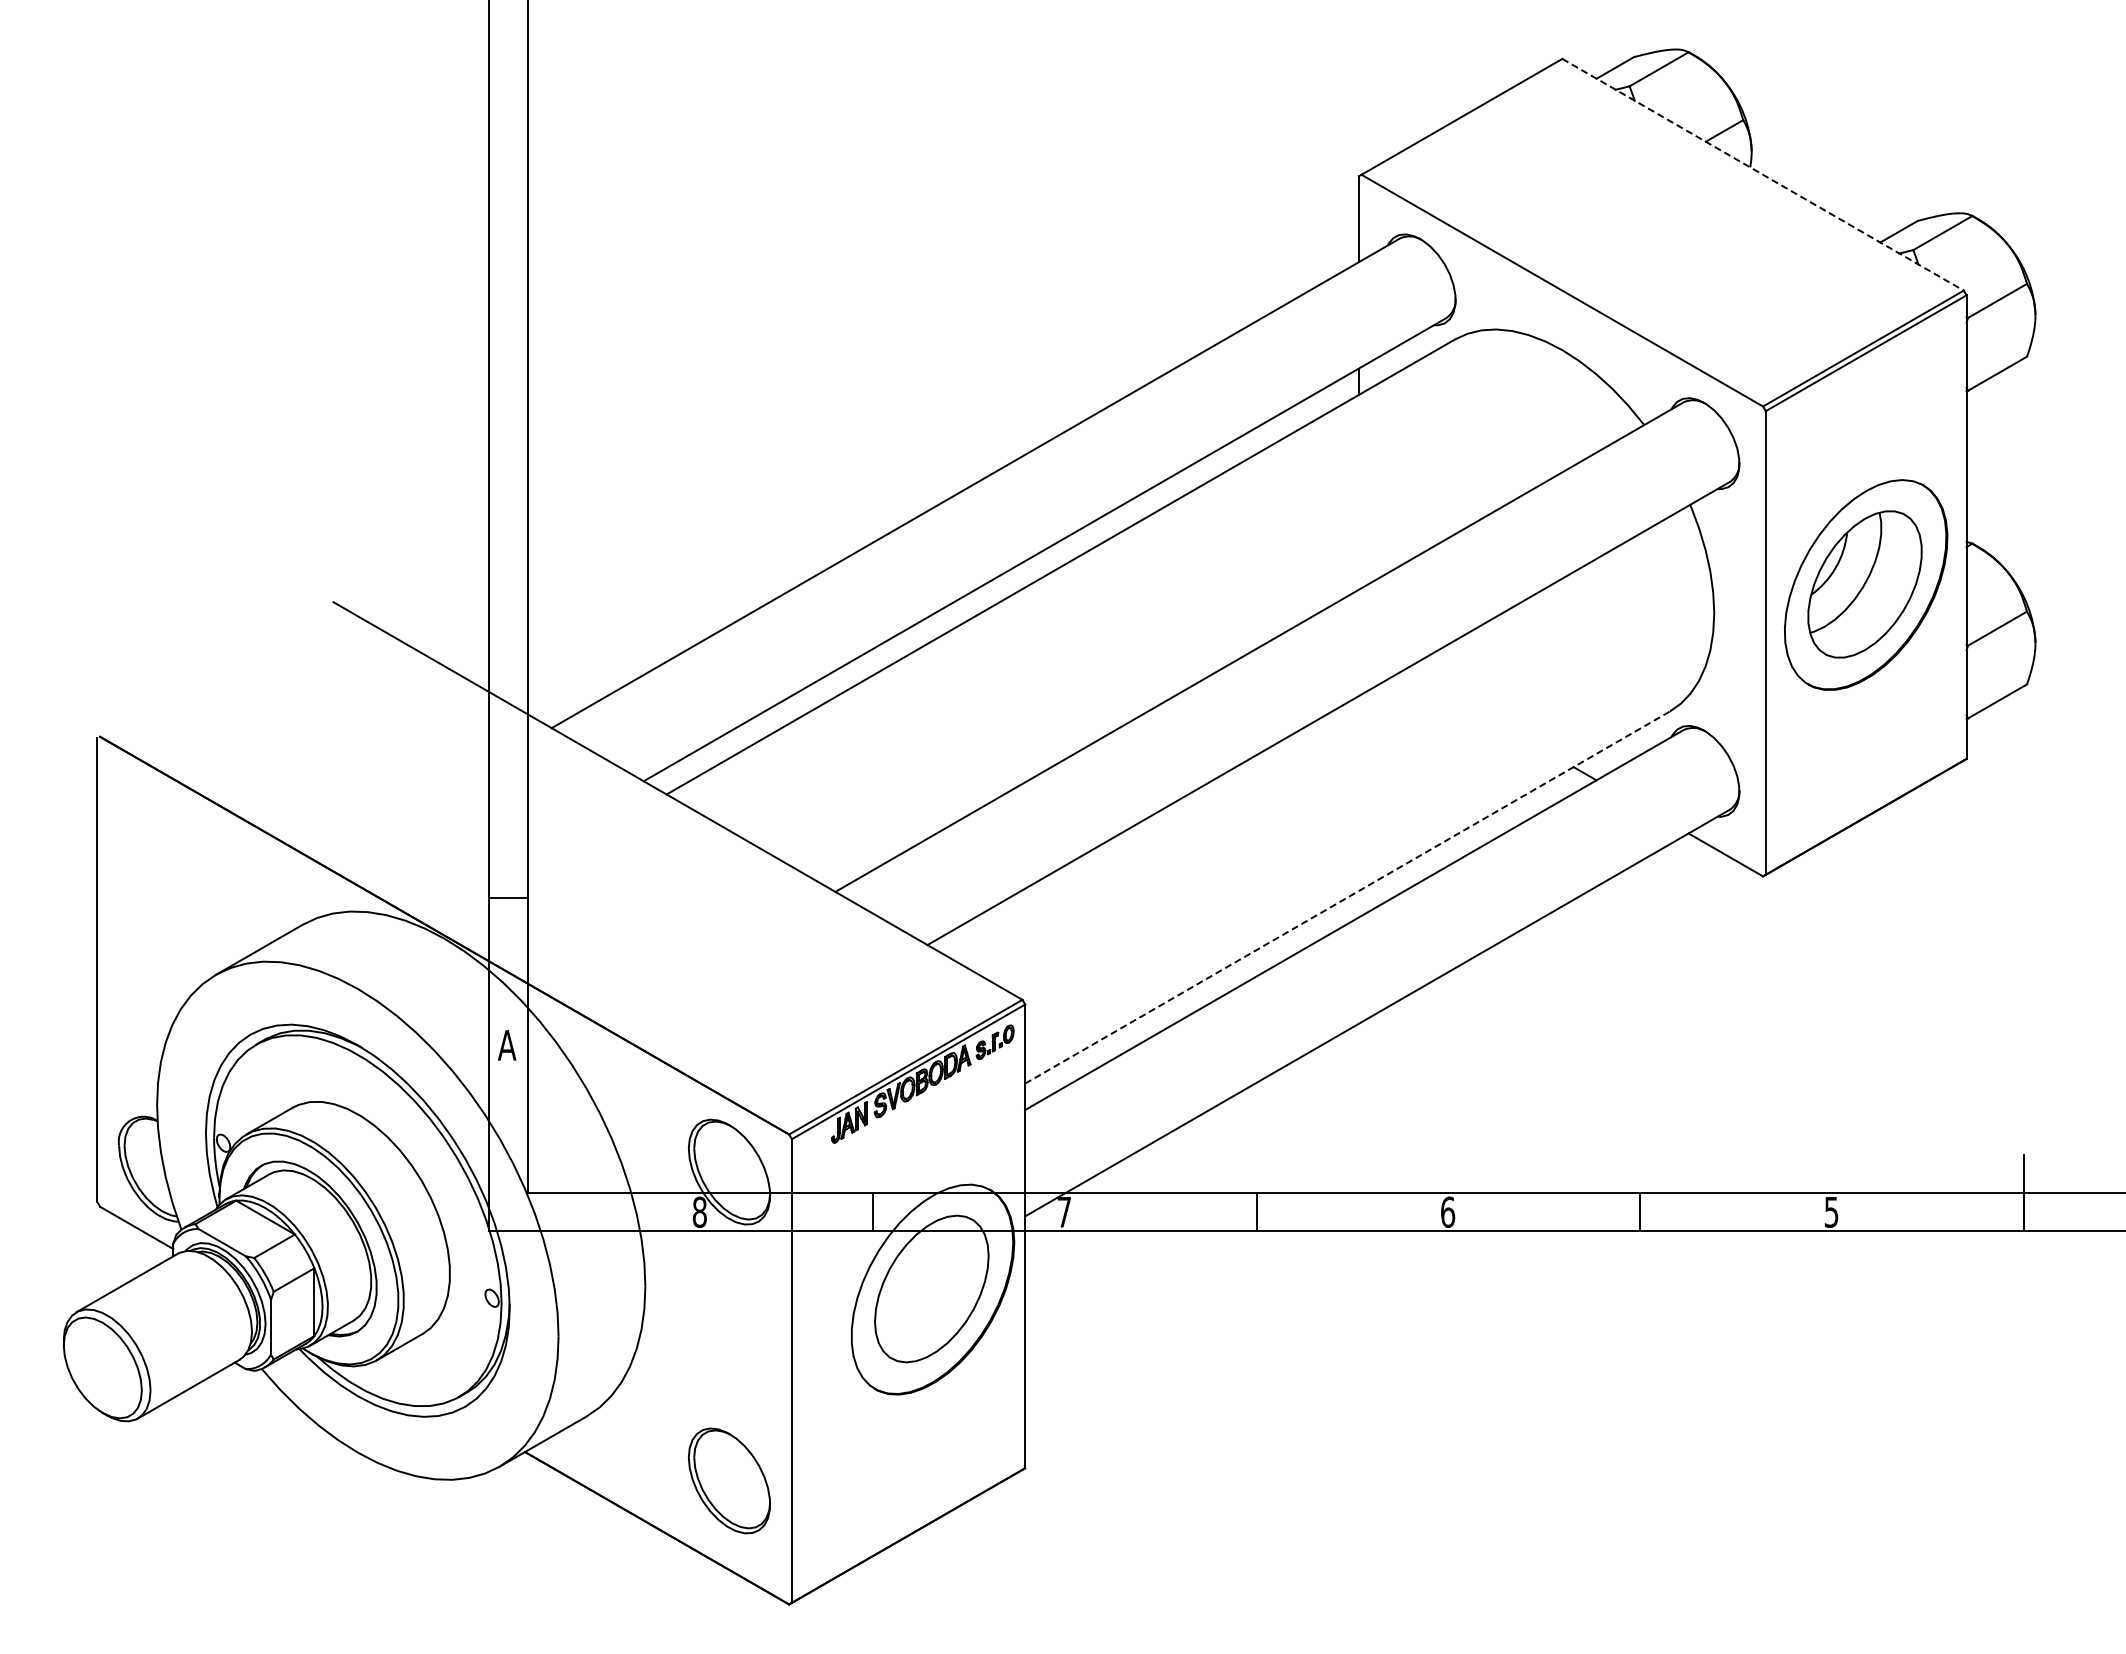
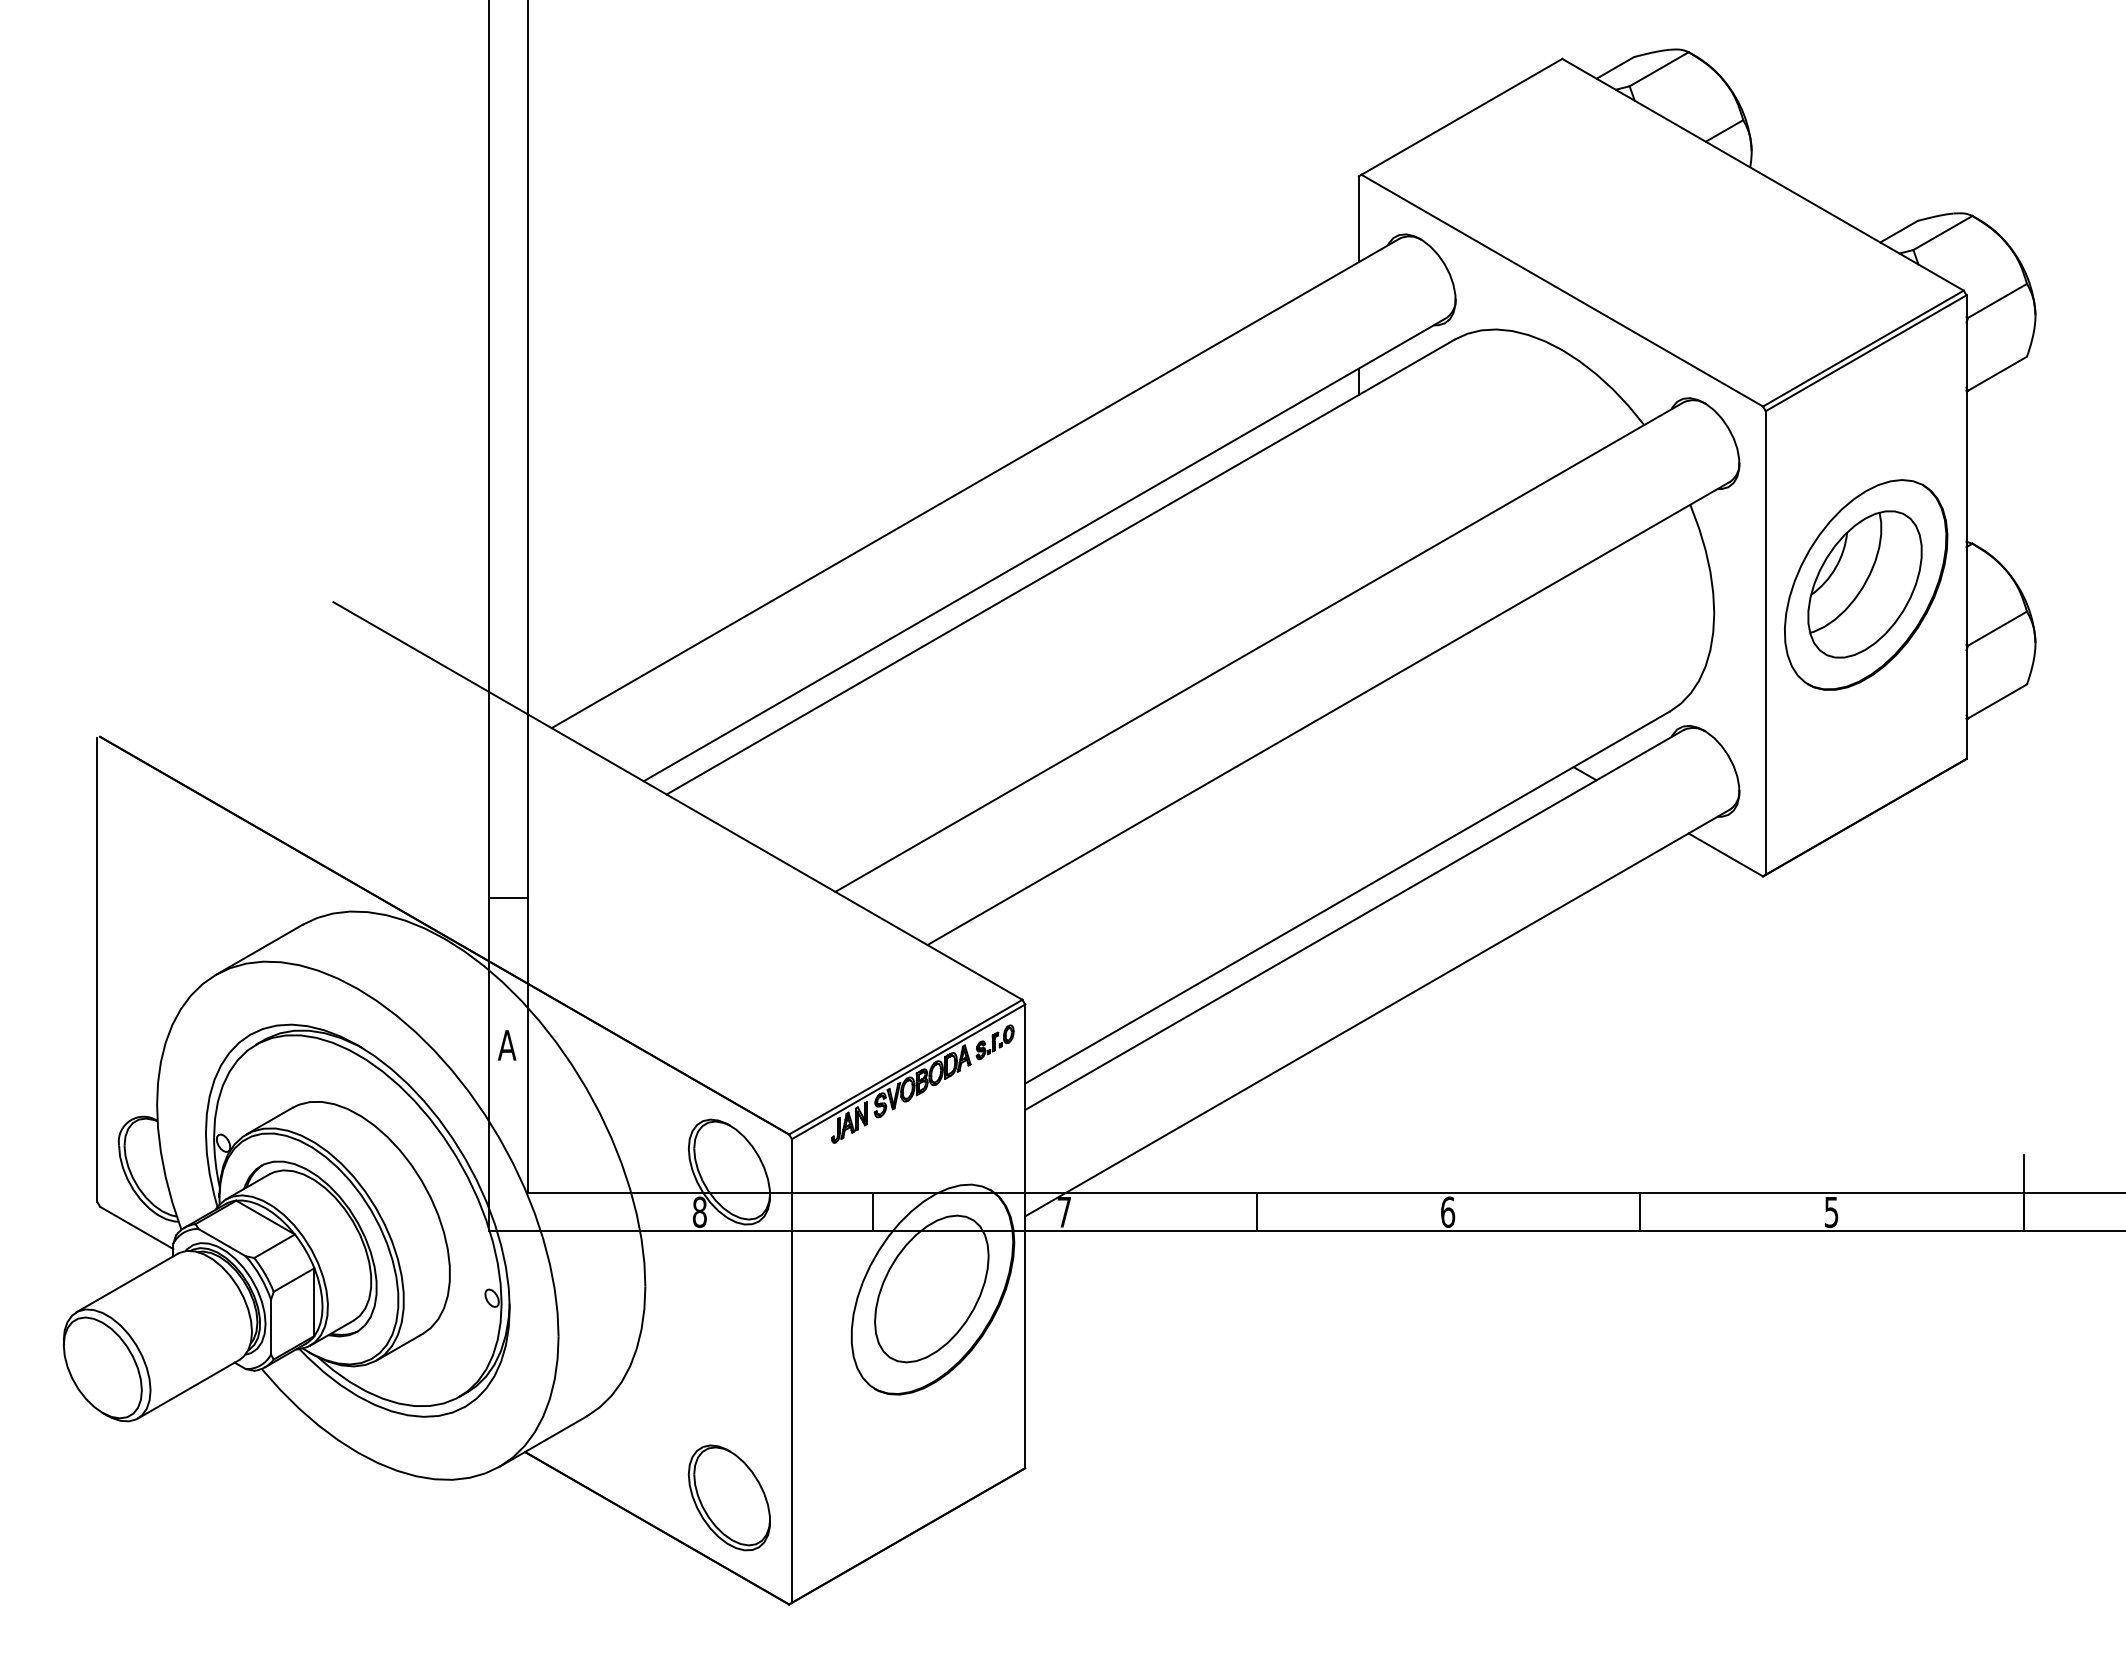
line: dashed -> solid (1763, 174)
line: dashed -> solid (1347, 897)
part position: (729, 1480) -> (729, 1497) (729, 1497)
